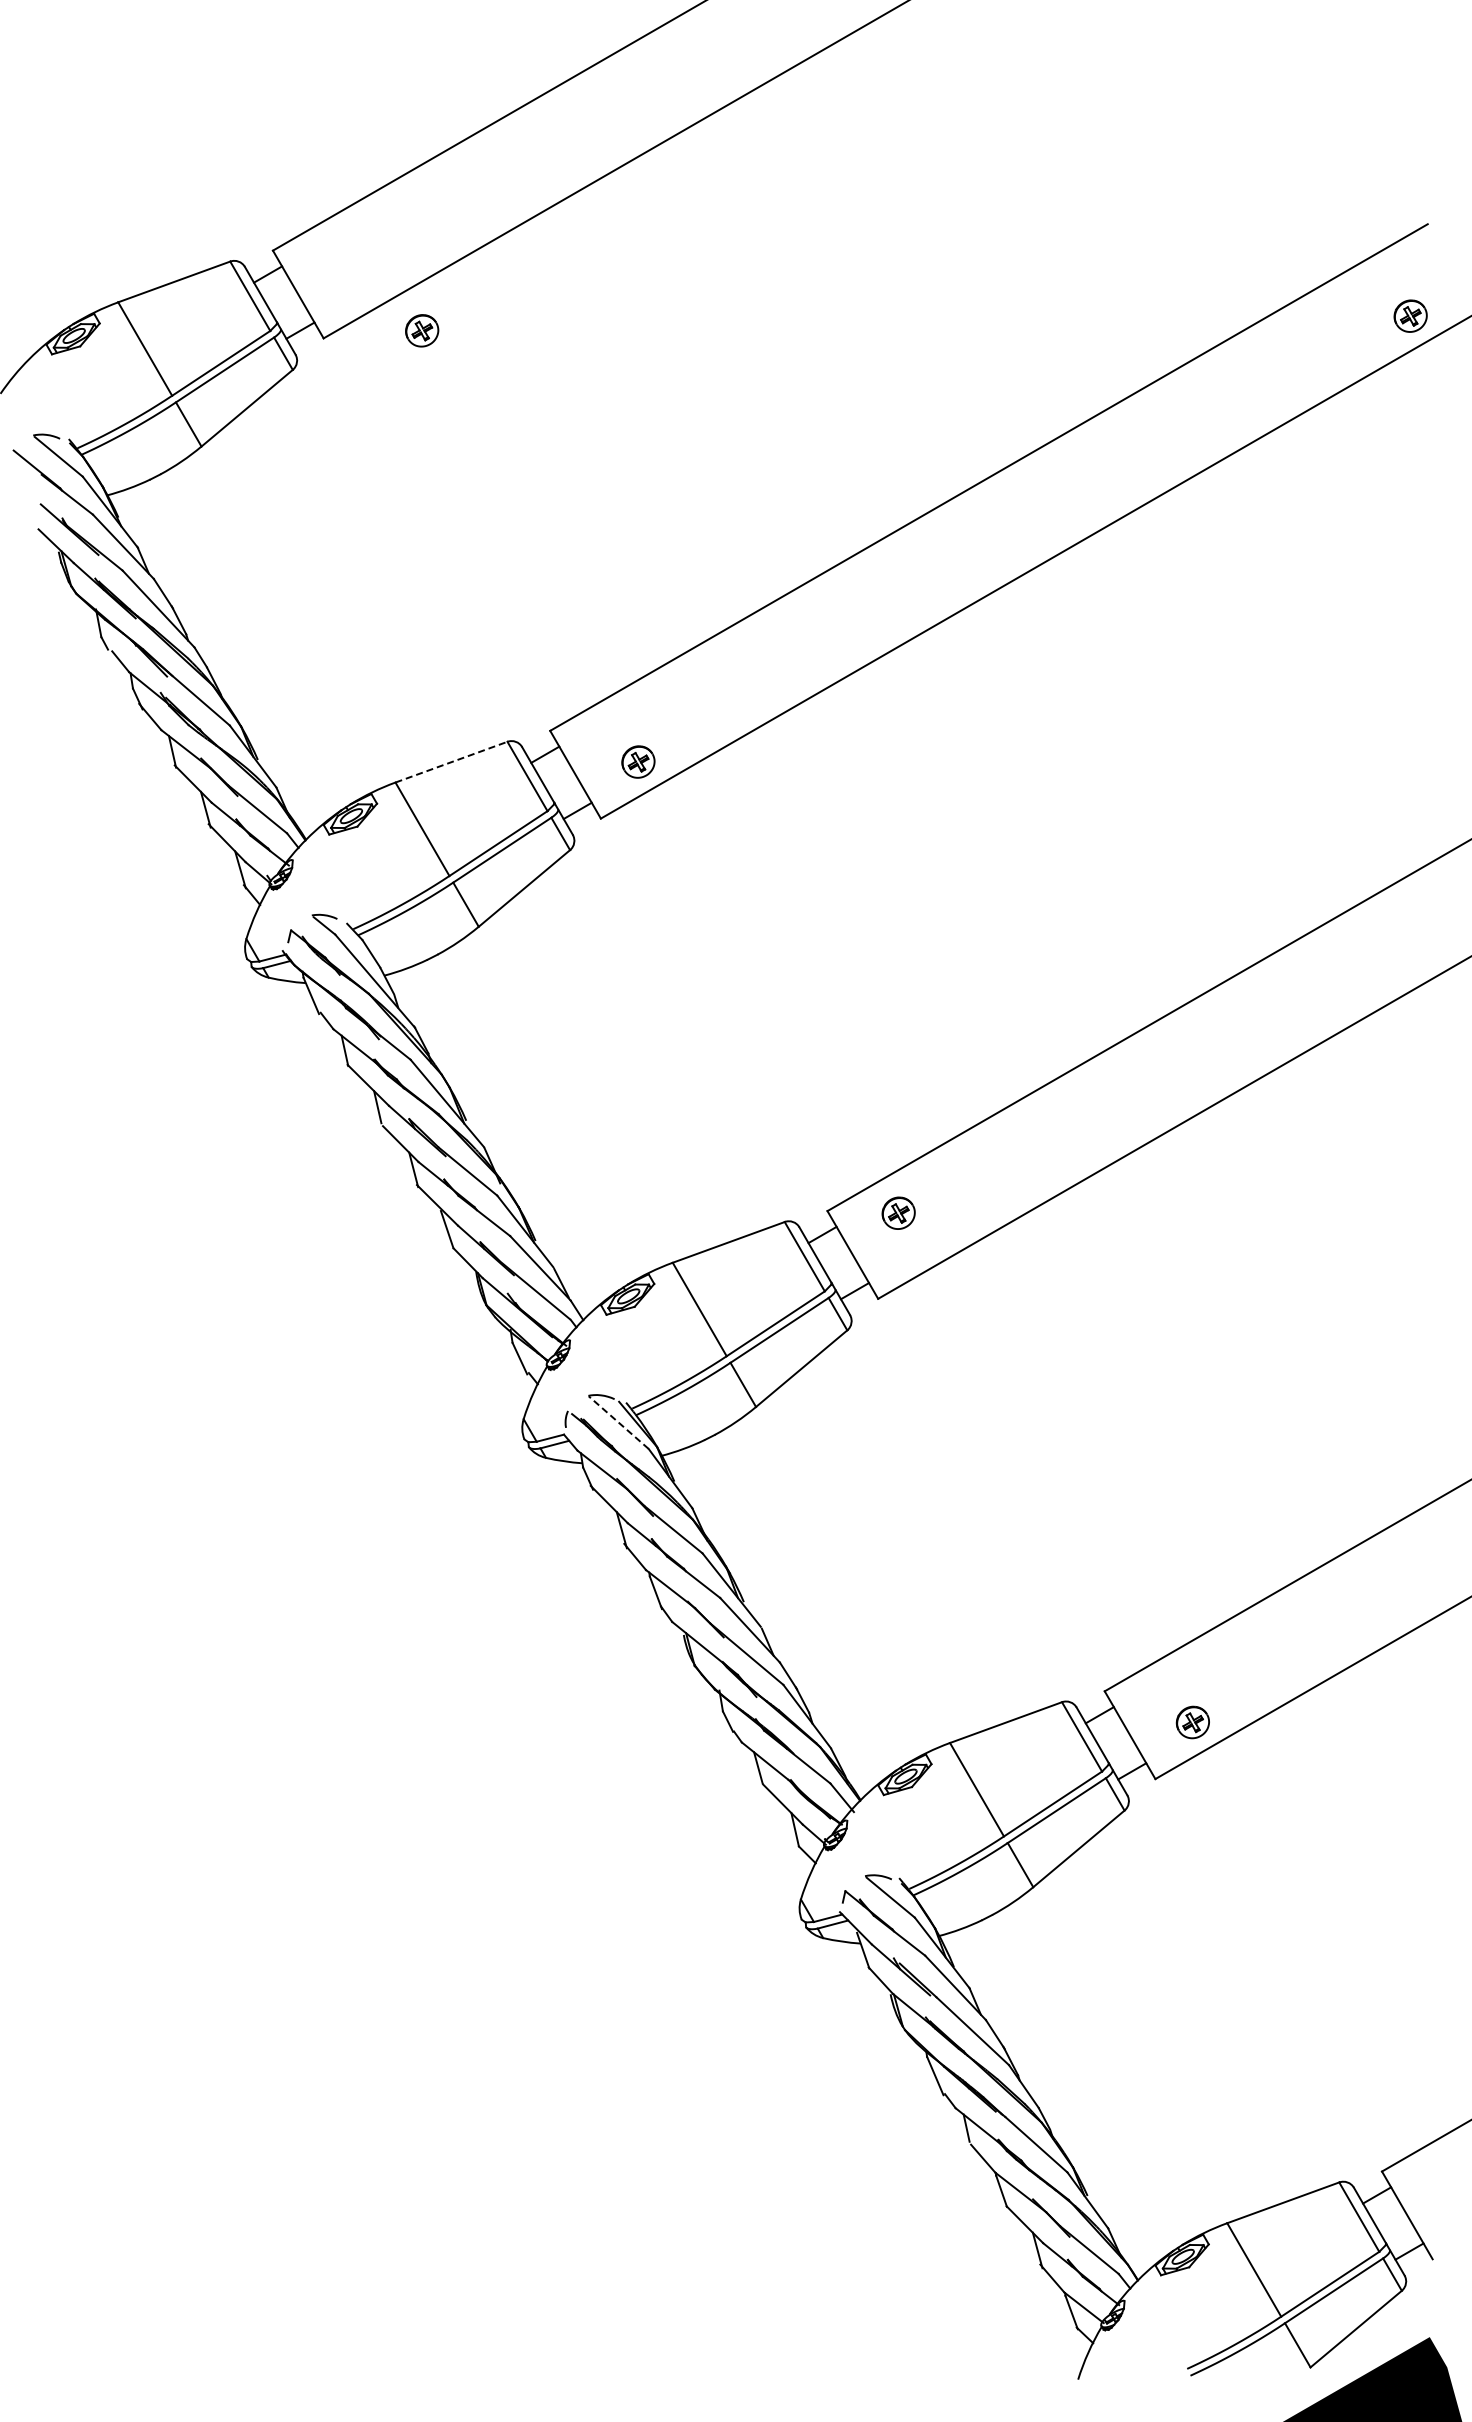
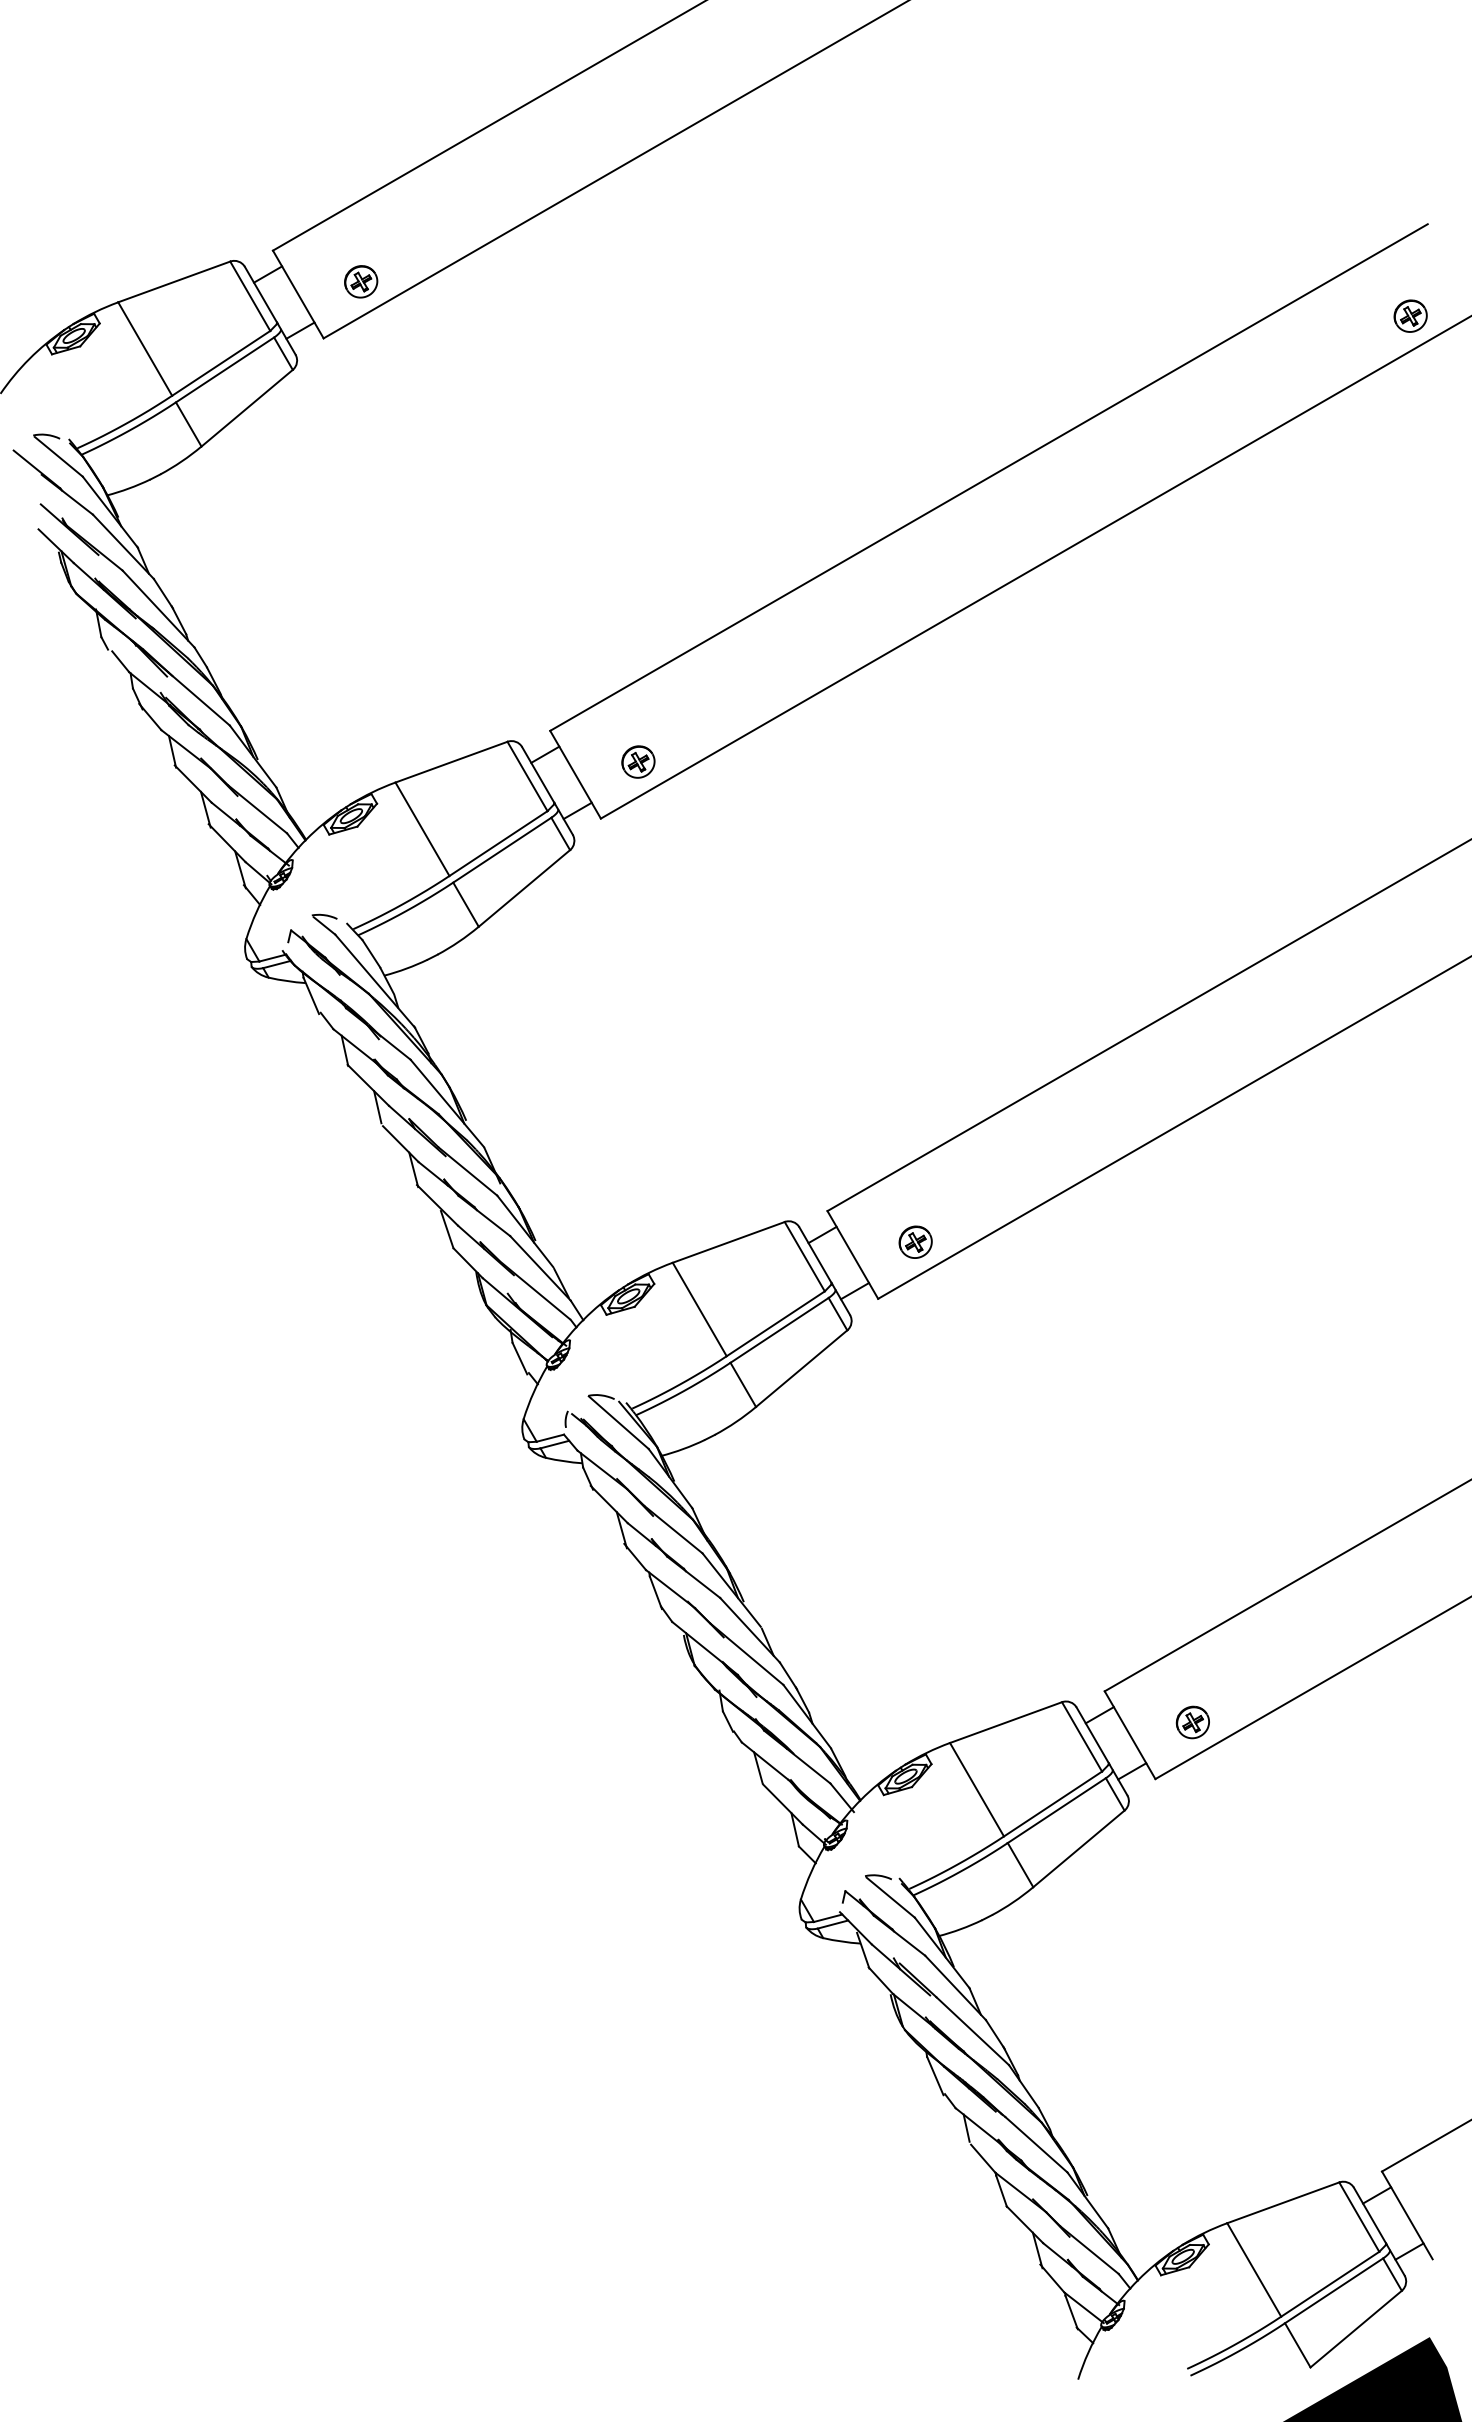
part position: (422, 330) -> (361, 281) (361, 281)
line: dashed -> solid (451, 762)
part position: (898, 1212) -> (915, 1241) (915, 1241)
line: dashed -> solid (618, 1422)
